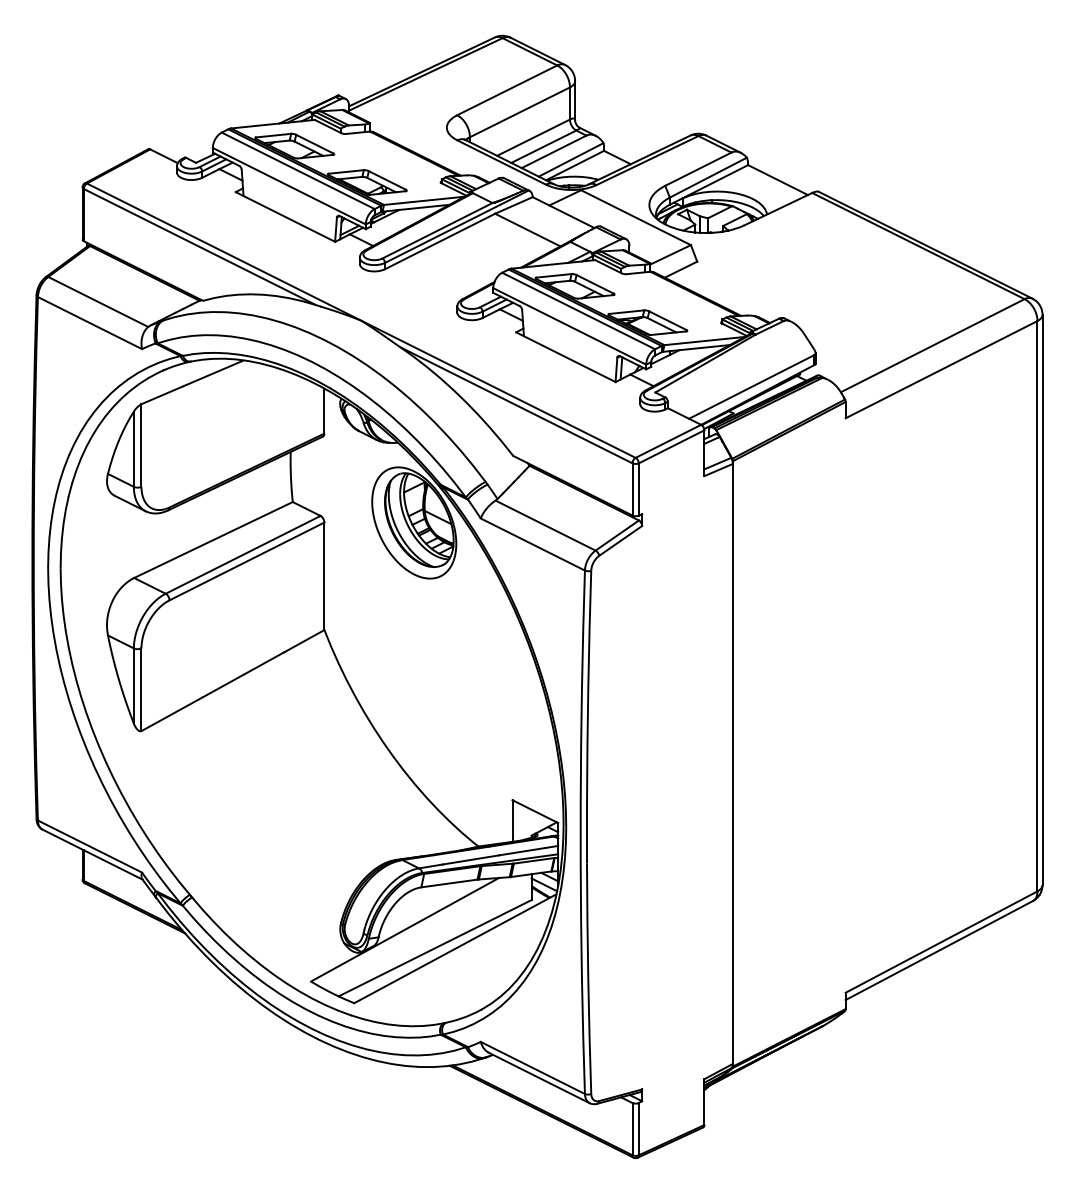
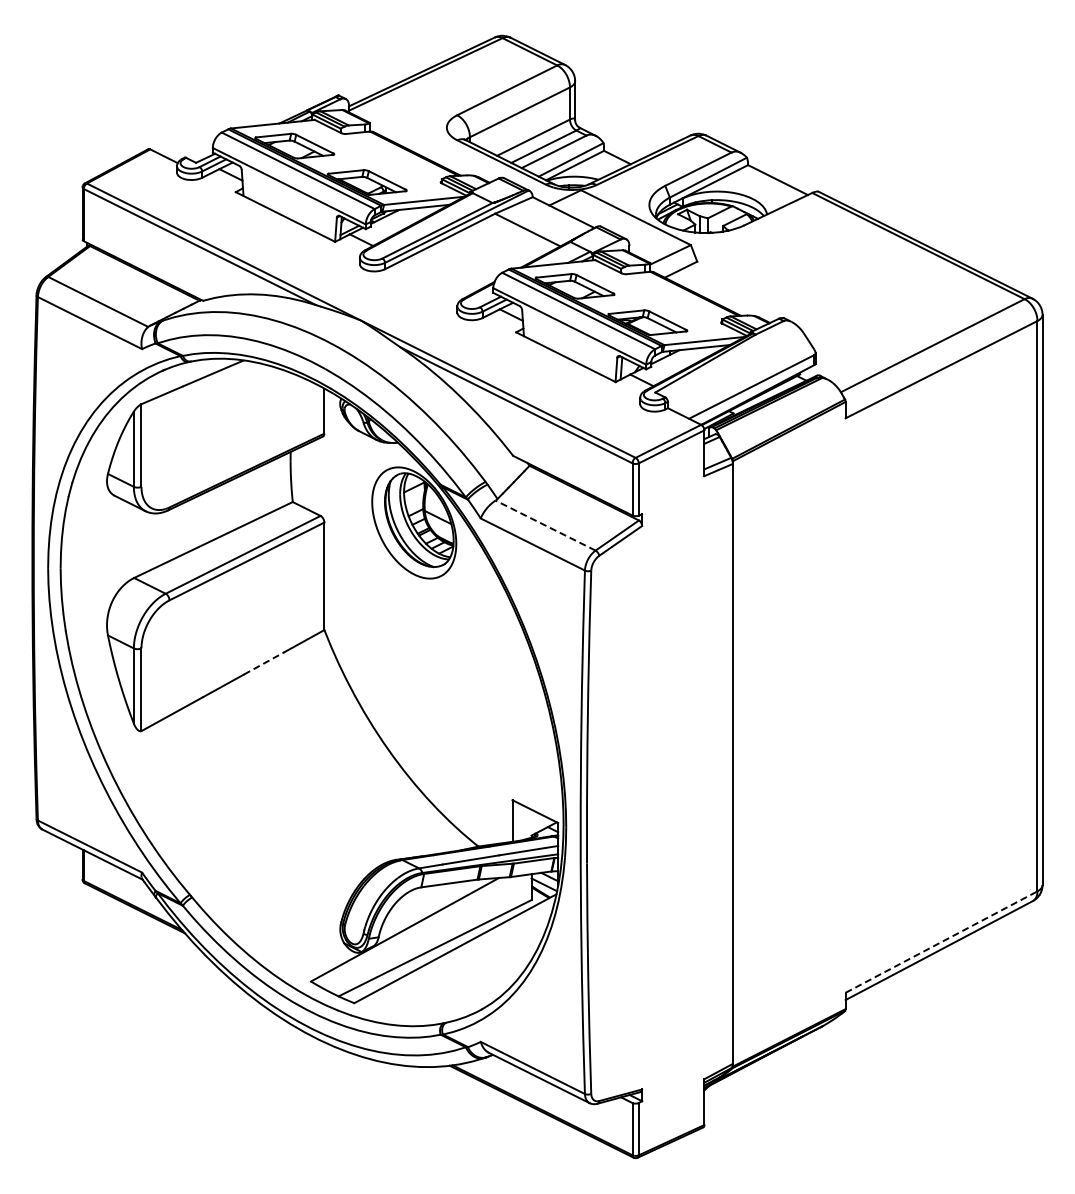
line: solid -> dashed (545, 525)
line: solid -> dashed (264, 663)
line: solid -> dashed (941, 941)
